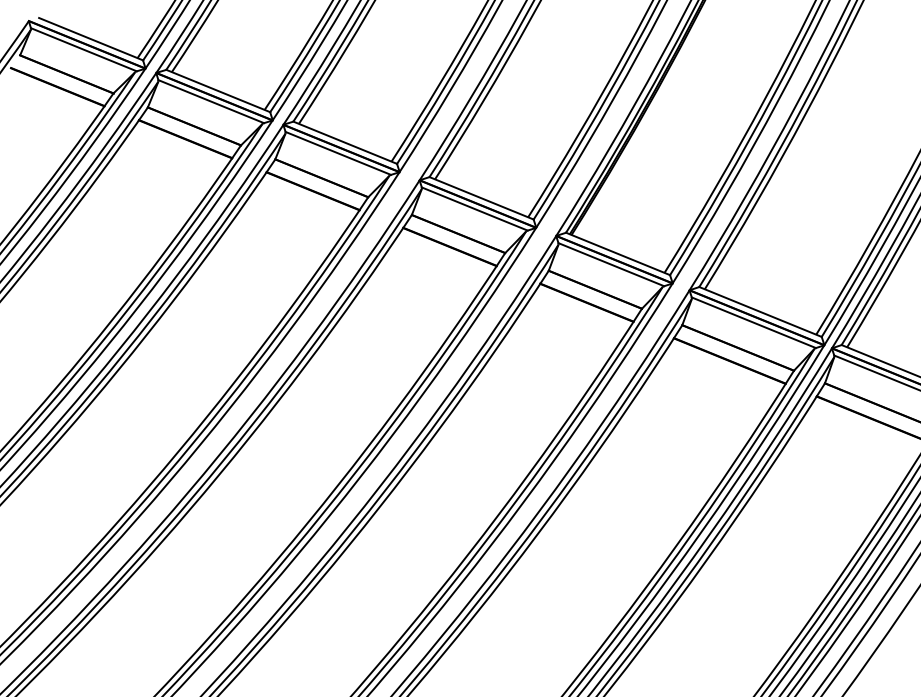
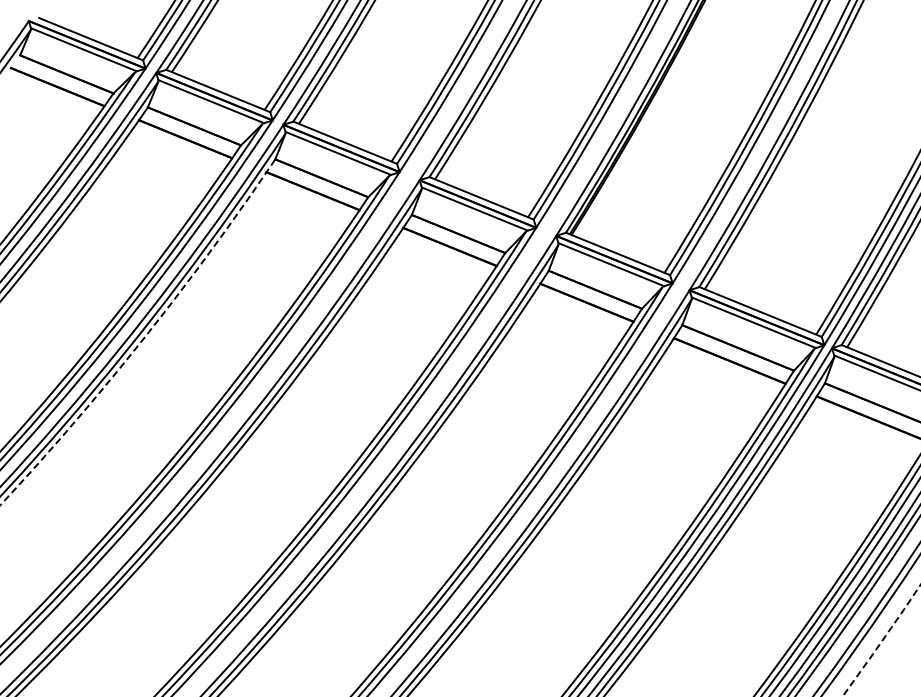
arc: solid -> dashed (144, 337)
arc: solid -> dashed (882, 640)
